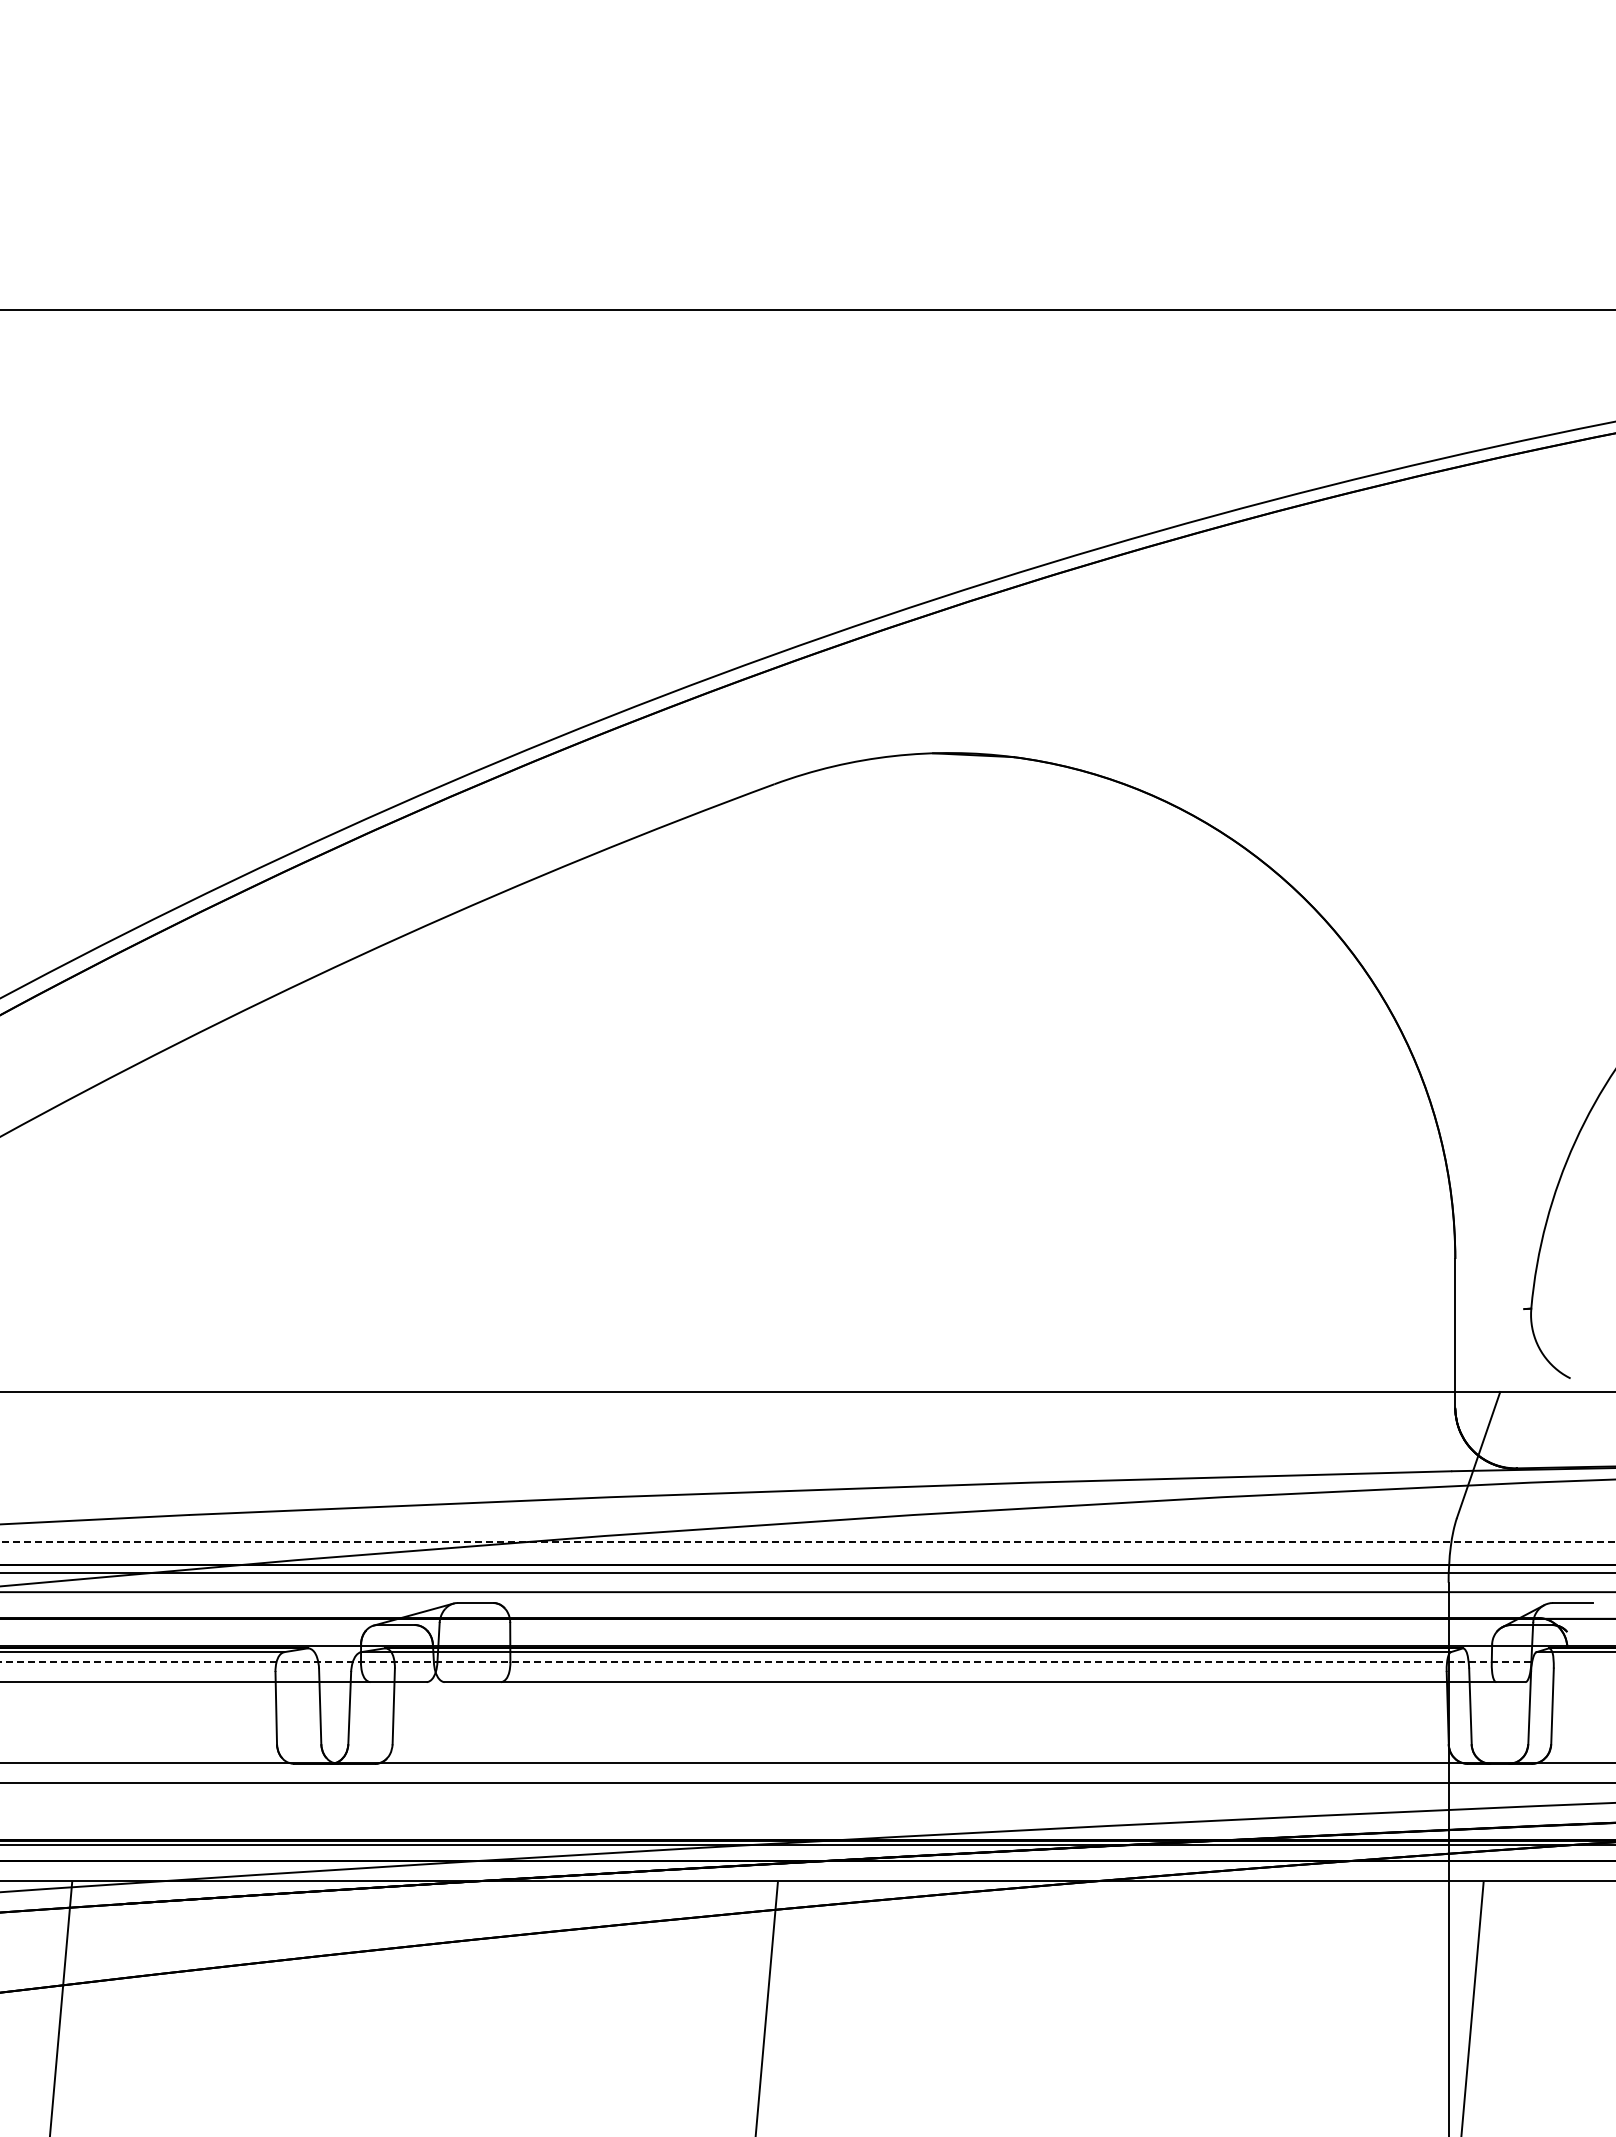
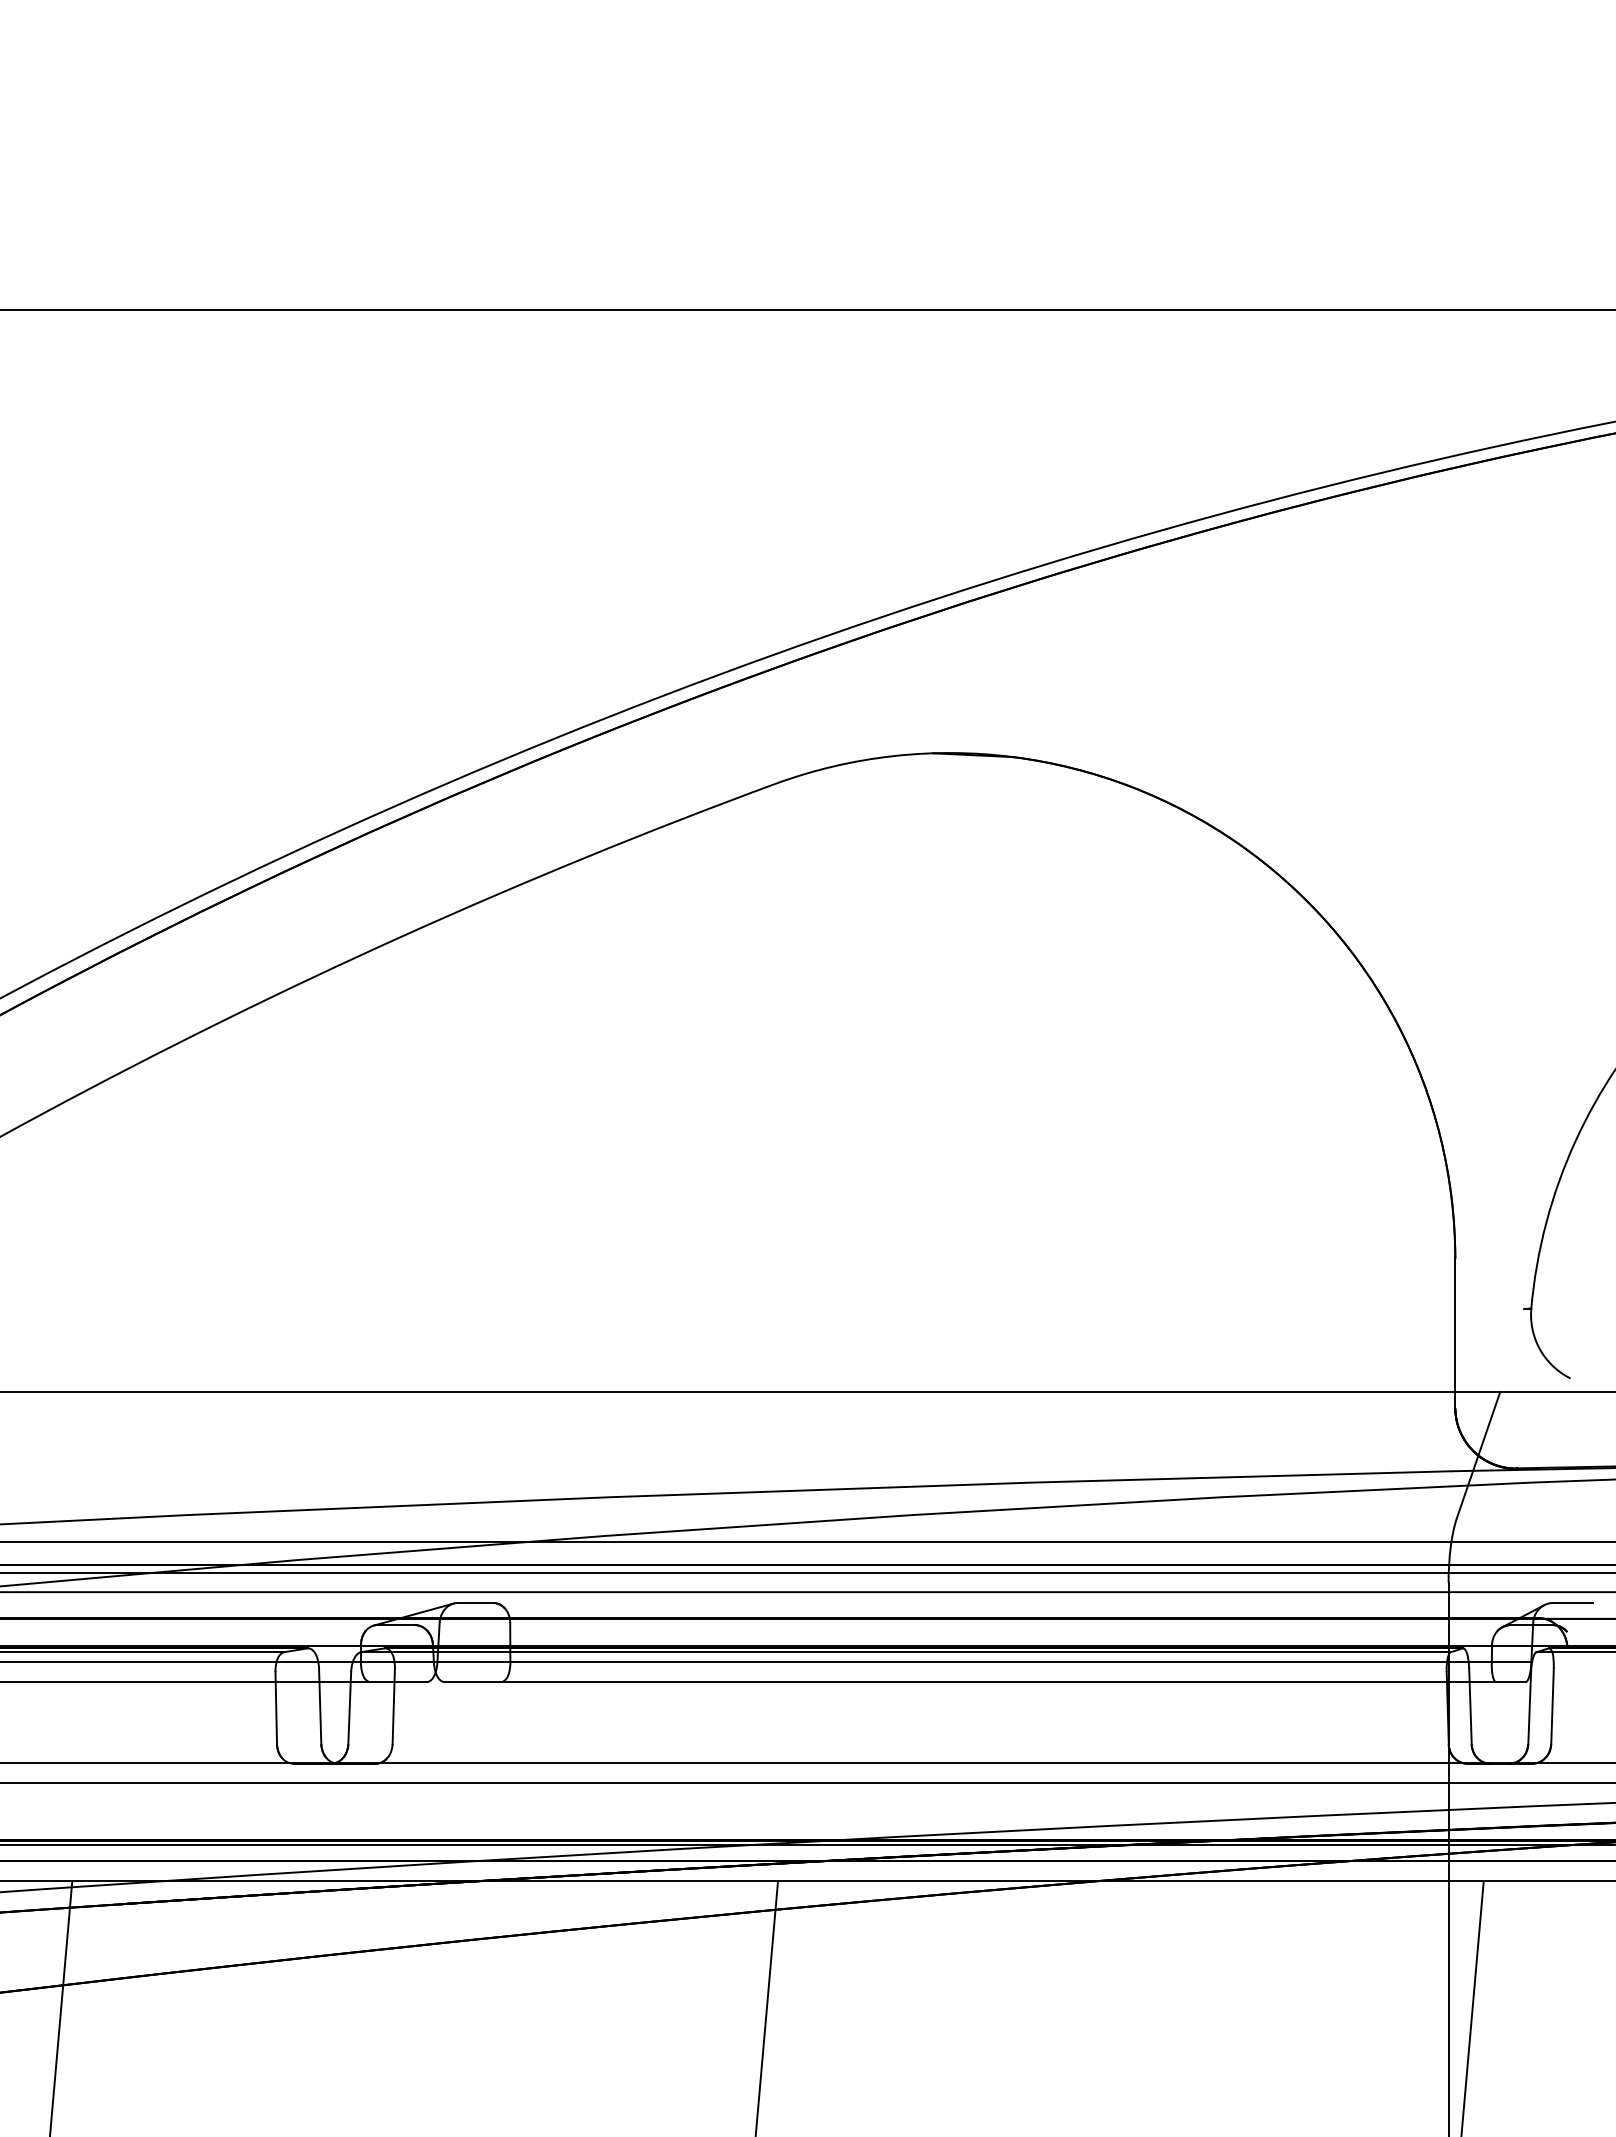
line: dashed -> solid (807, 1542)
line: dashed -> solid (765, 1661)
